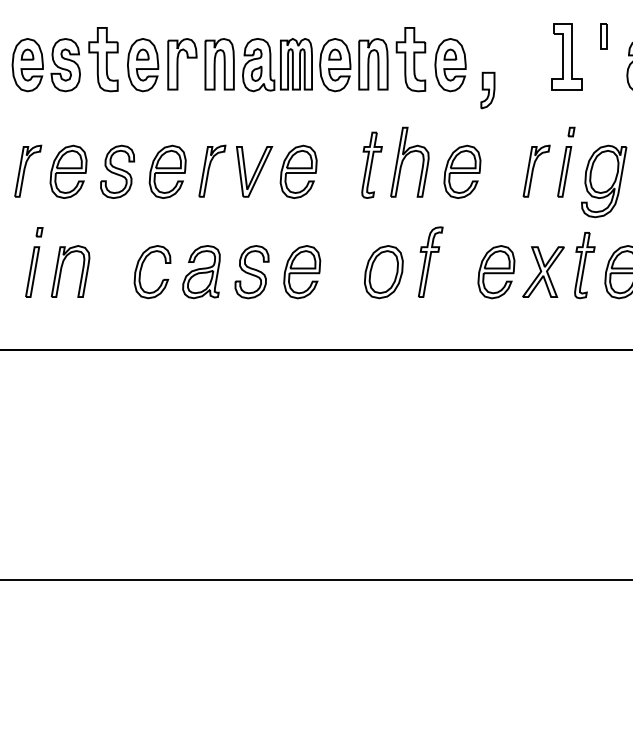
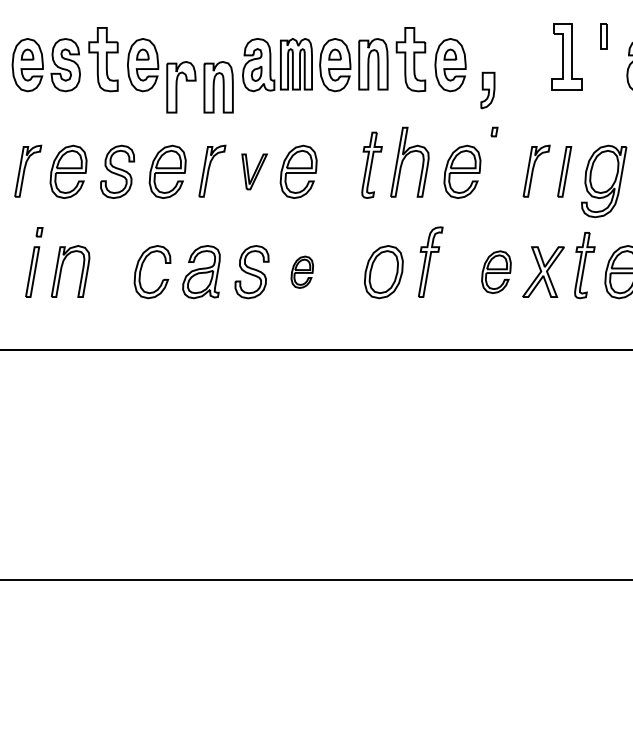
part position: (200, 64) -> (199, 87) (199, 87)
part position: (571, 131) -> (494, 131) (494, 131)
part size: 38x52 px -> 28x38 px (254, 171)
part size: 39x55 px -> 24x34 px (301, 271)
part size: 39x55 px -> 31x44 px (496, 271)
